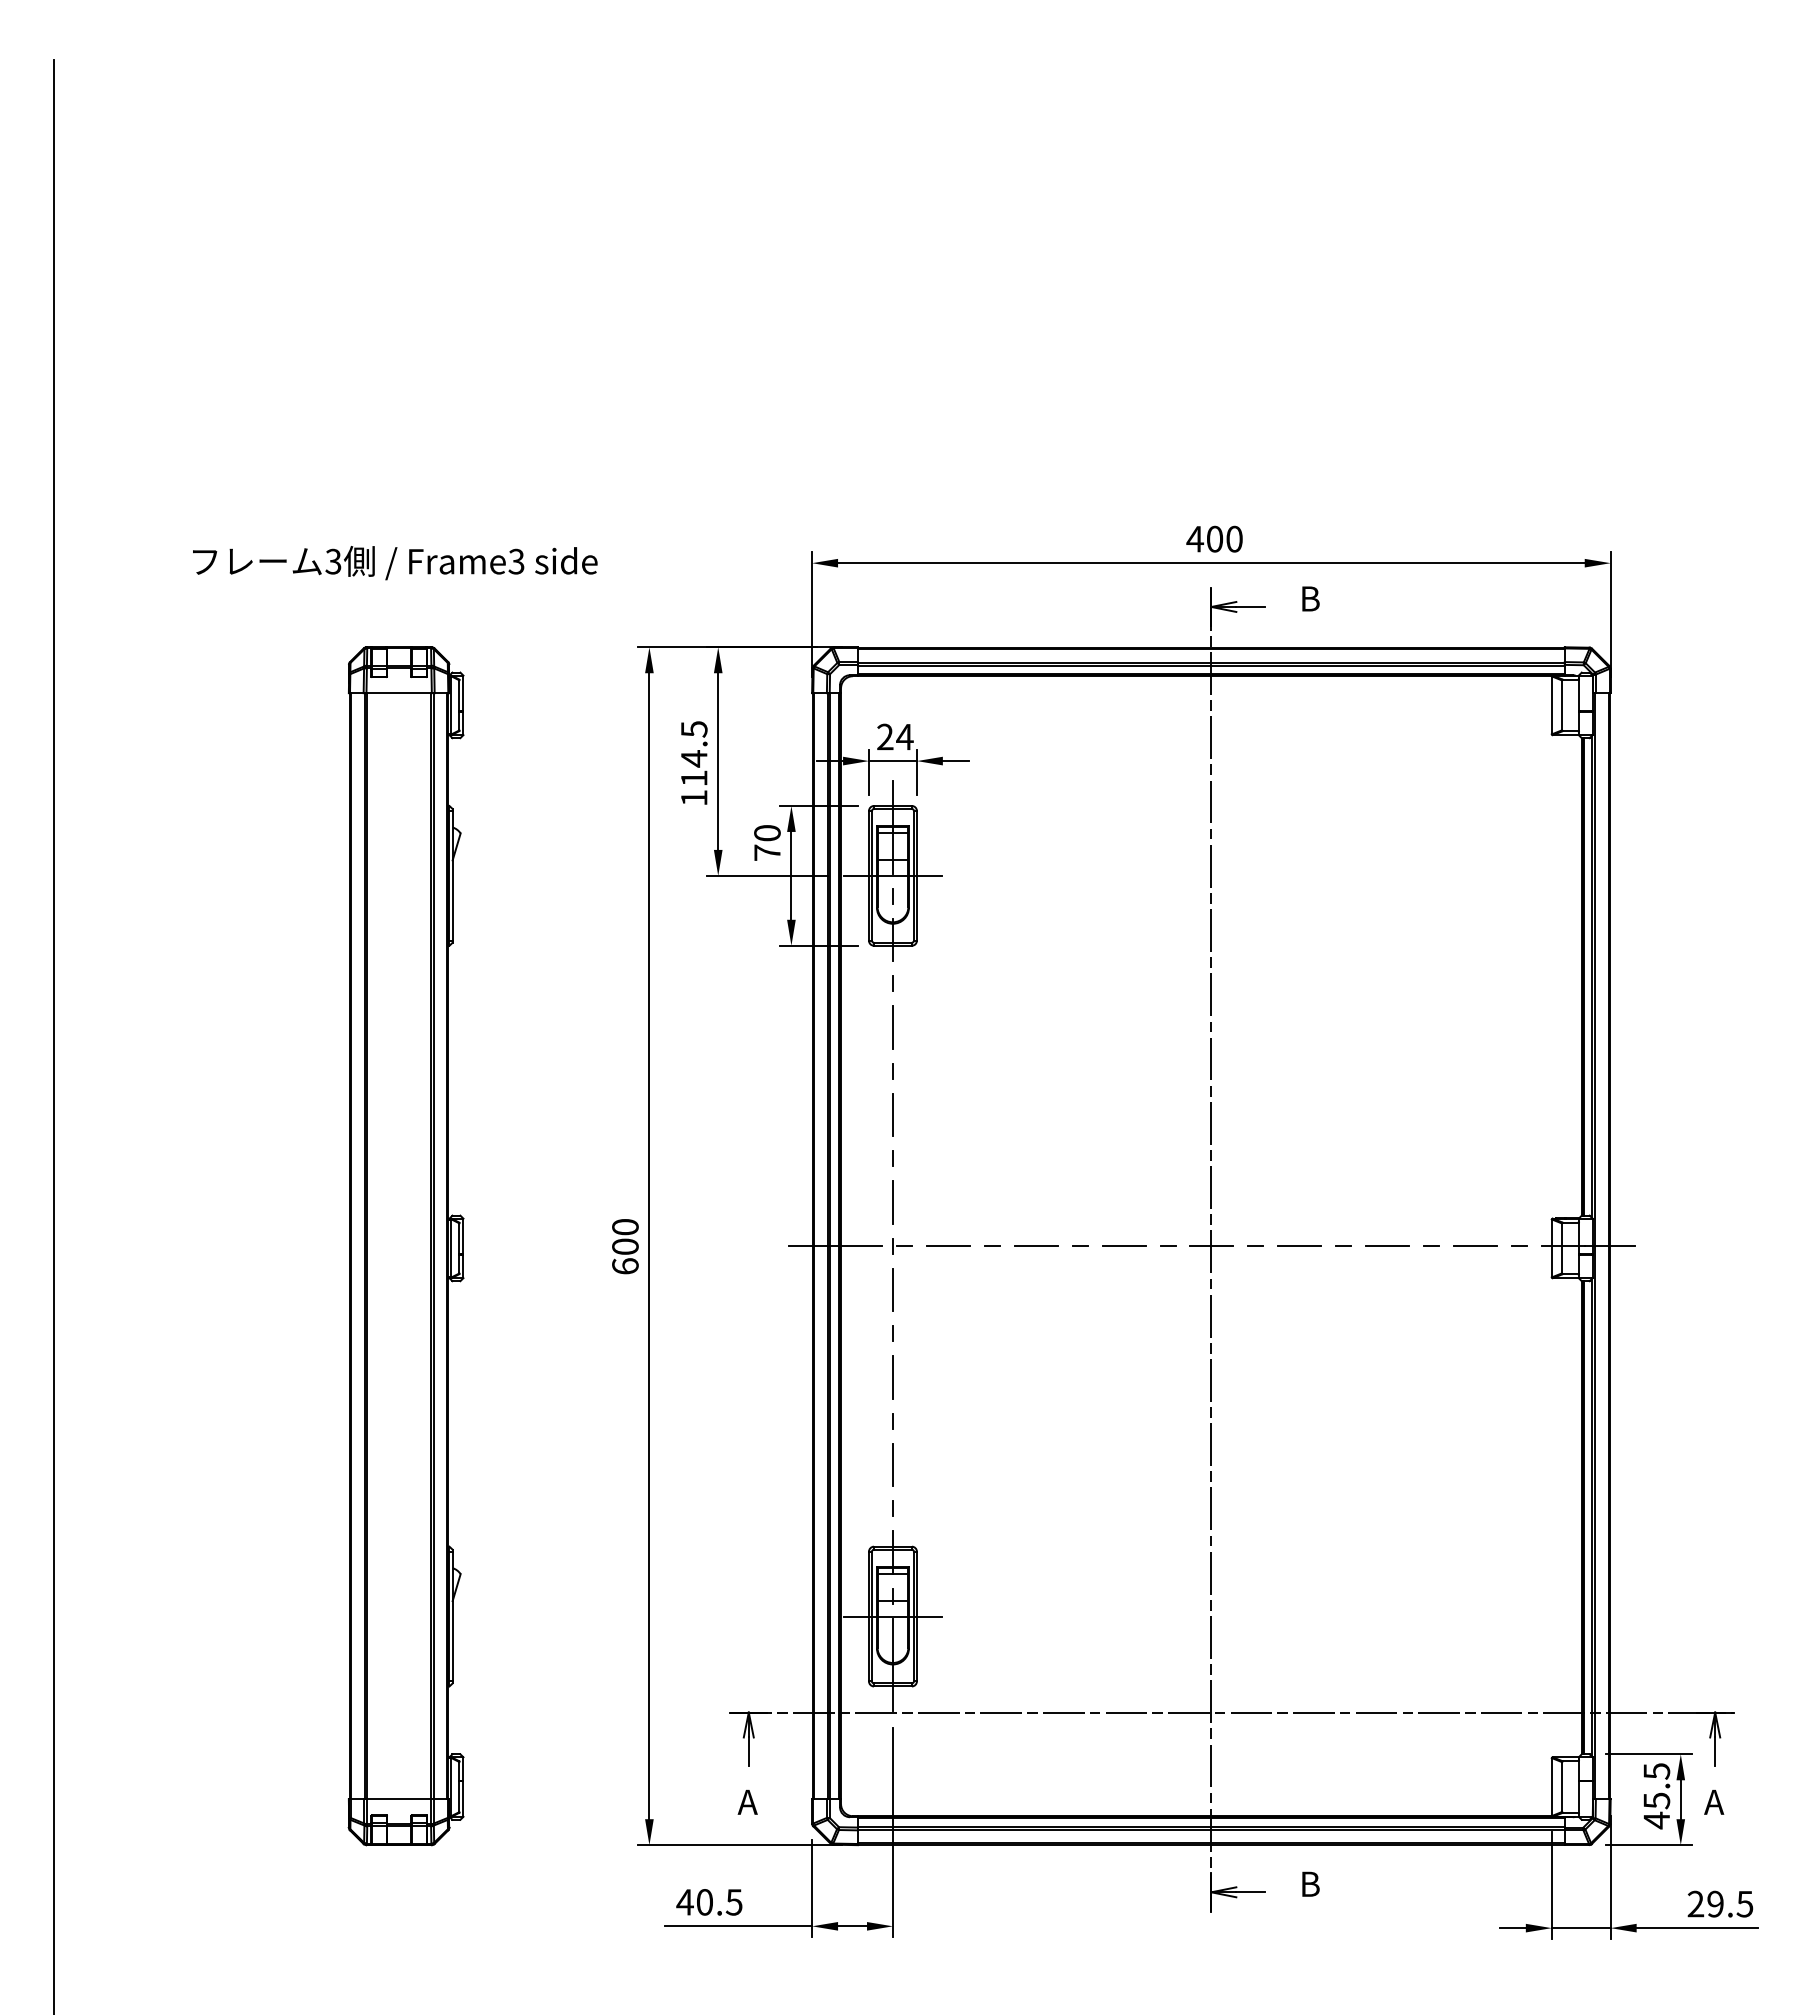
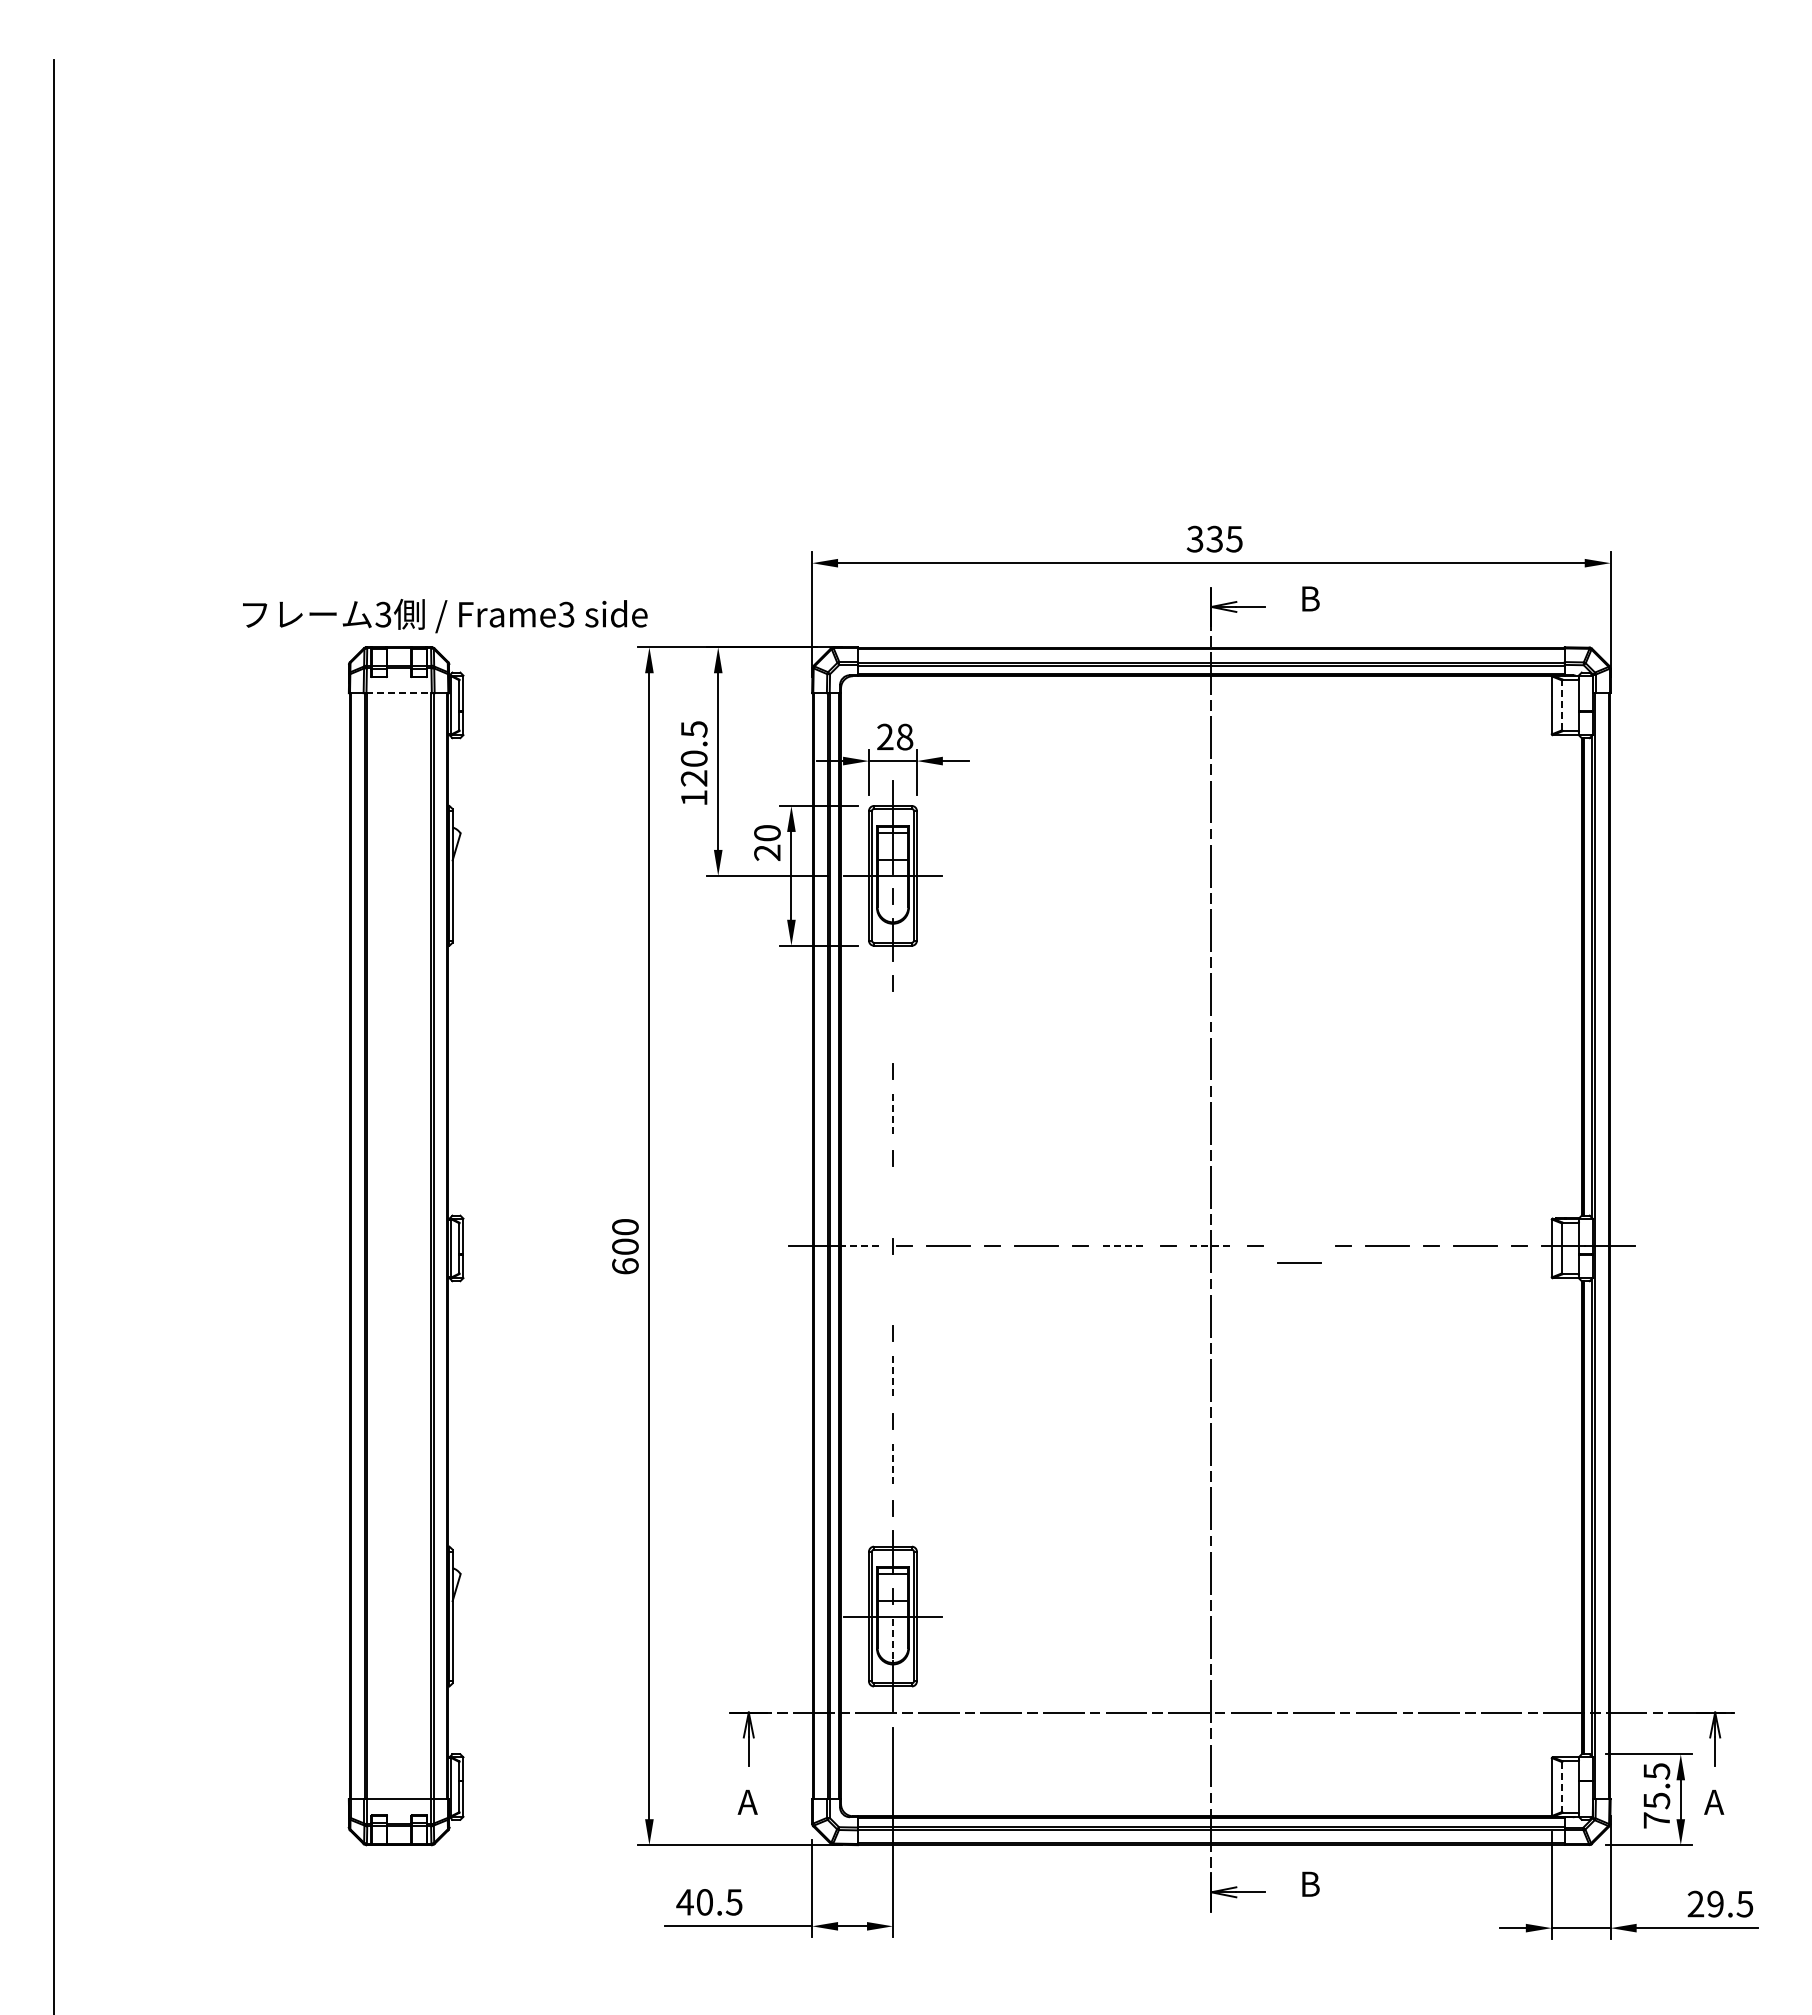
text: 400 -> 335 (1214, 538)
text position: (395, 563) -> (445, 616) (445, 616)
line: solid -> dashed (399, 693)
line: solid -> dashed (1561, 704)
text: 24 -> 28 (904, 736)
text: 114.5 -> 120.5 (693, 768)
text: 70 -> 20 (767, 852)
line: present -> none (892, 1027)
line: solid -> dashed (892, 1115)
line: present -> none (892, 1202)
line position: (1299, 1245) -> (1299, 1262) (1299, 1262)
line: solid -> dashed (860, 1246)
line: solid -> dashed (1124, 1246)
line: solid -> dashed (1212, 1246)
line: present -> none (892, 1289)
line: solid -> dashed (892, 1378)
line: solid -> dashed (892, 1465)
line: solid -> dashed (892, 1640)
line: solid -> dashed (1561, 1787)
text: 45.5 -> 75.5 (1656, 1820)
